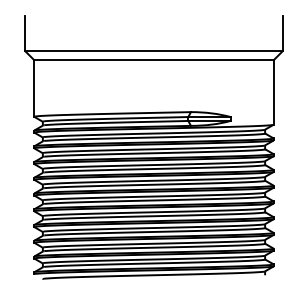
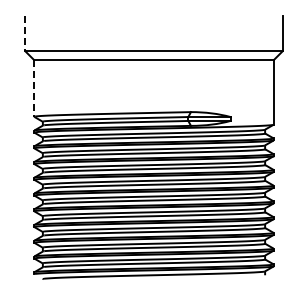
line: solid -> dashed (25, 33)
line: solid -> dashed (34, 88)
